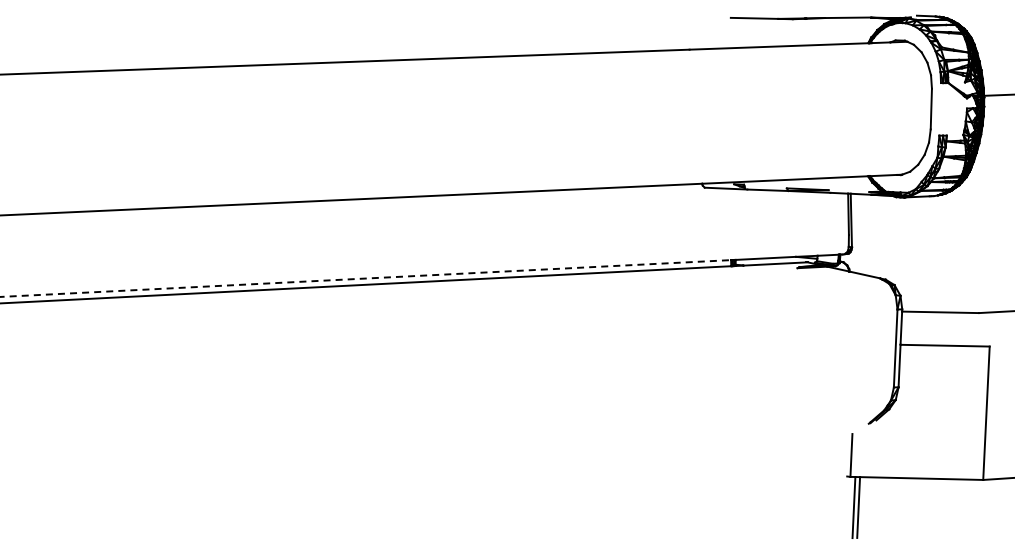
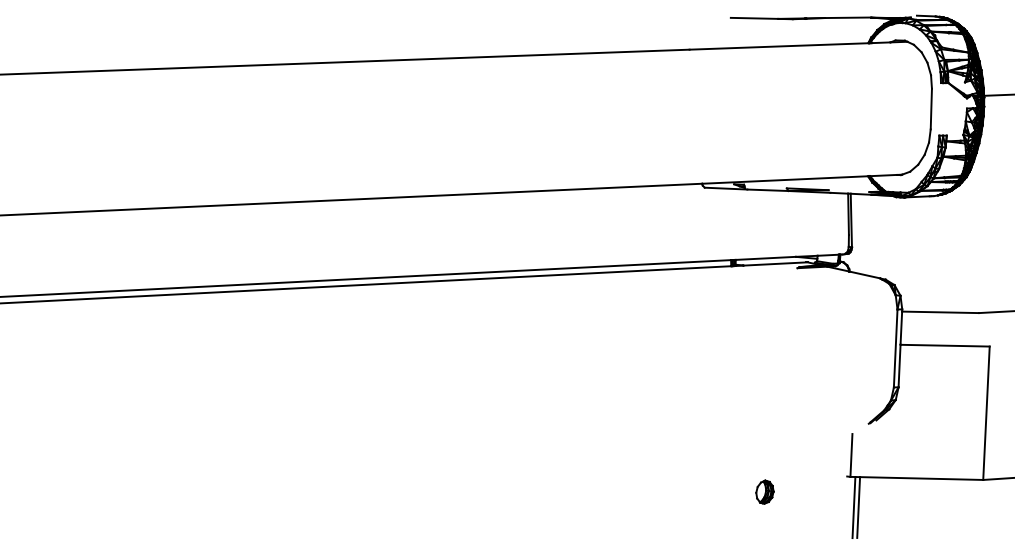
line: dashed -> solid (365, 278)
part: none -> present (764, 491)
